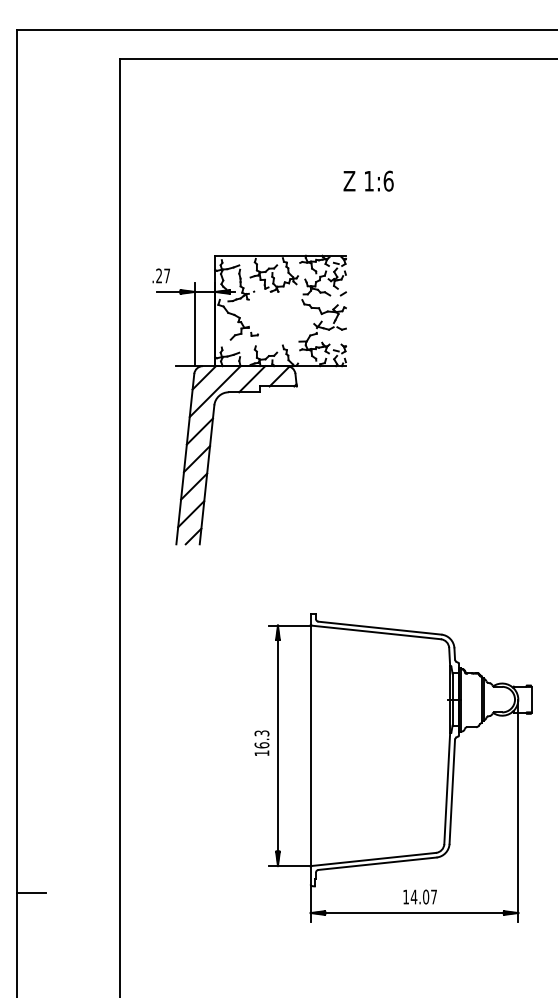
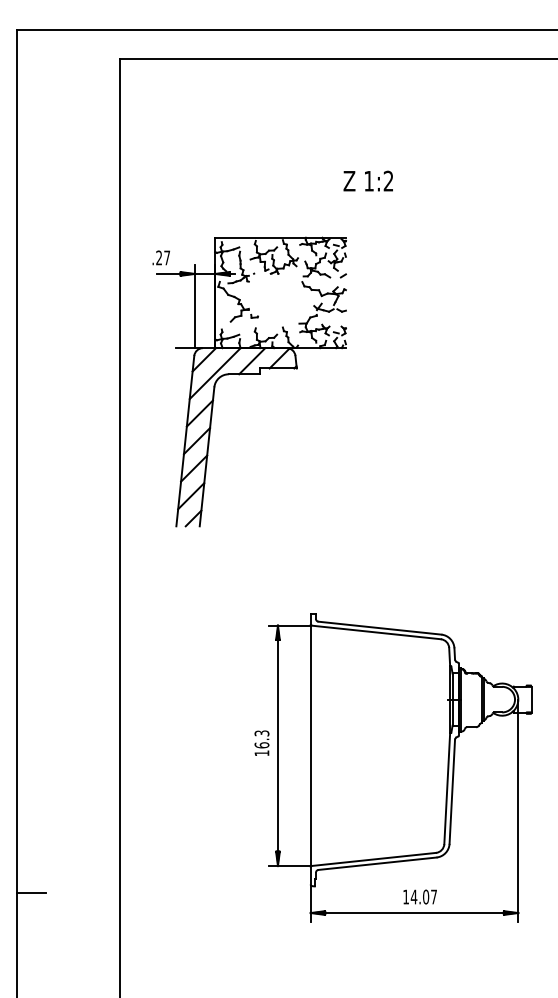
text: 1:6 -> 1:2 (388, 180)
part position: (249, 392) -> (249, 374) (249, 374)
